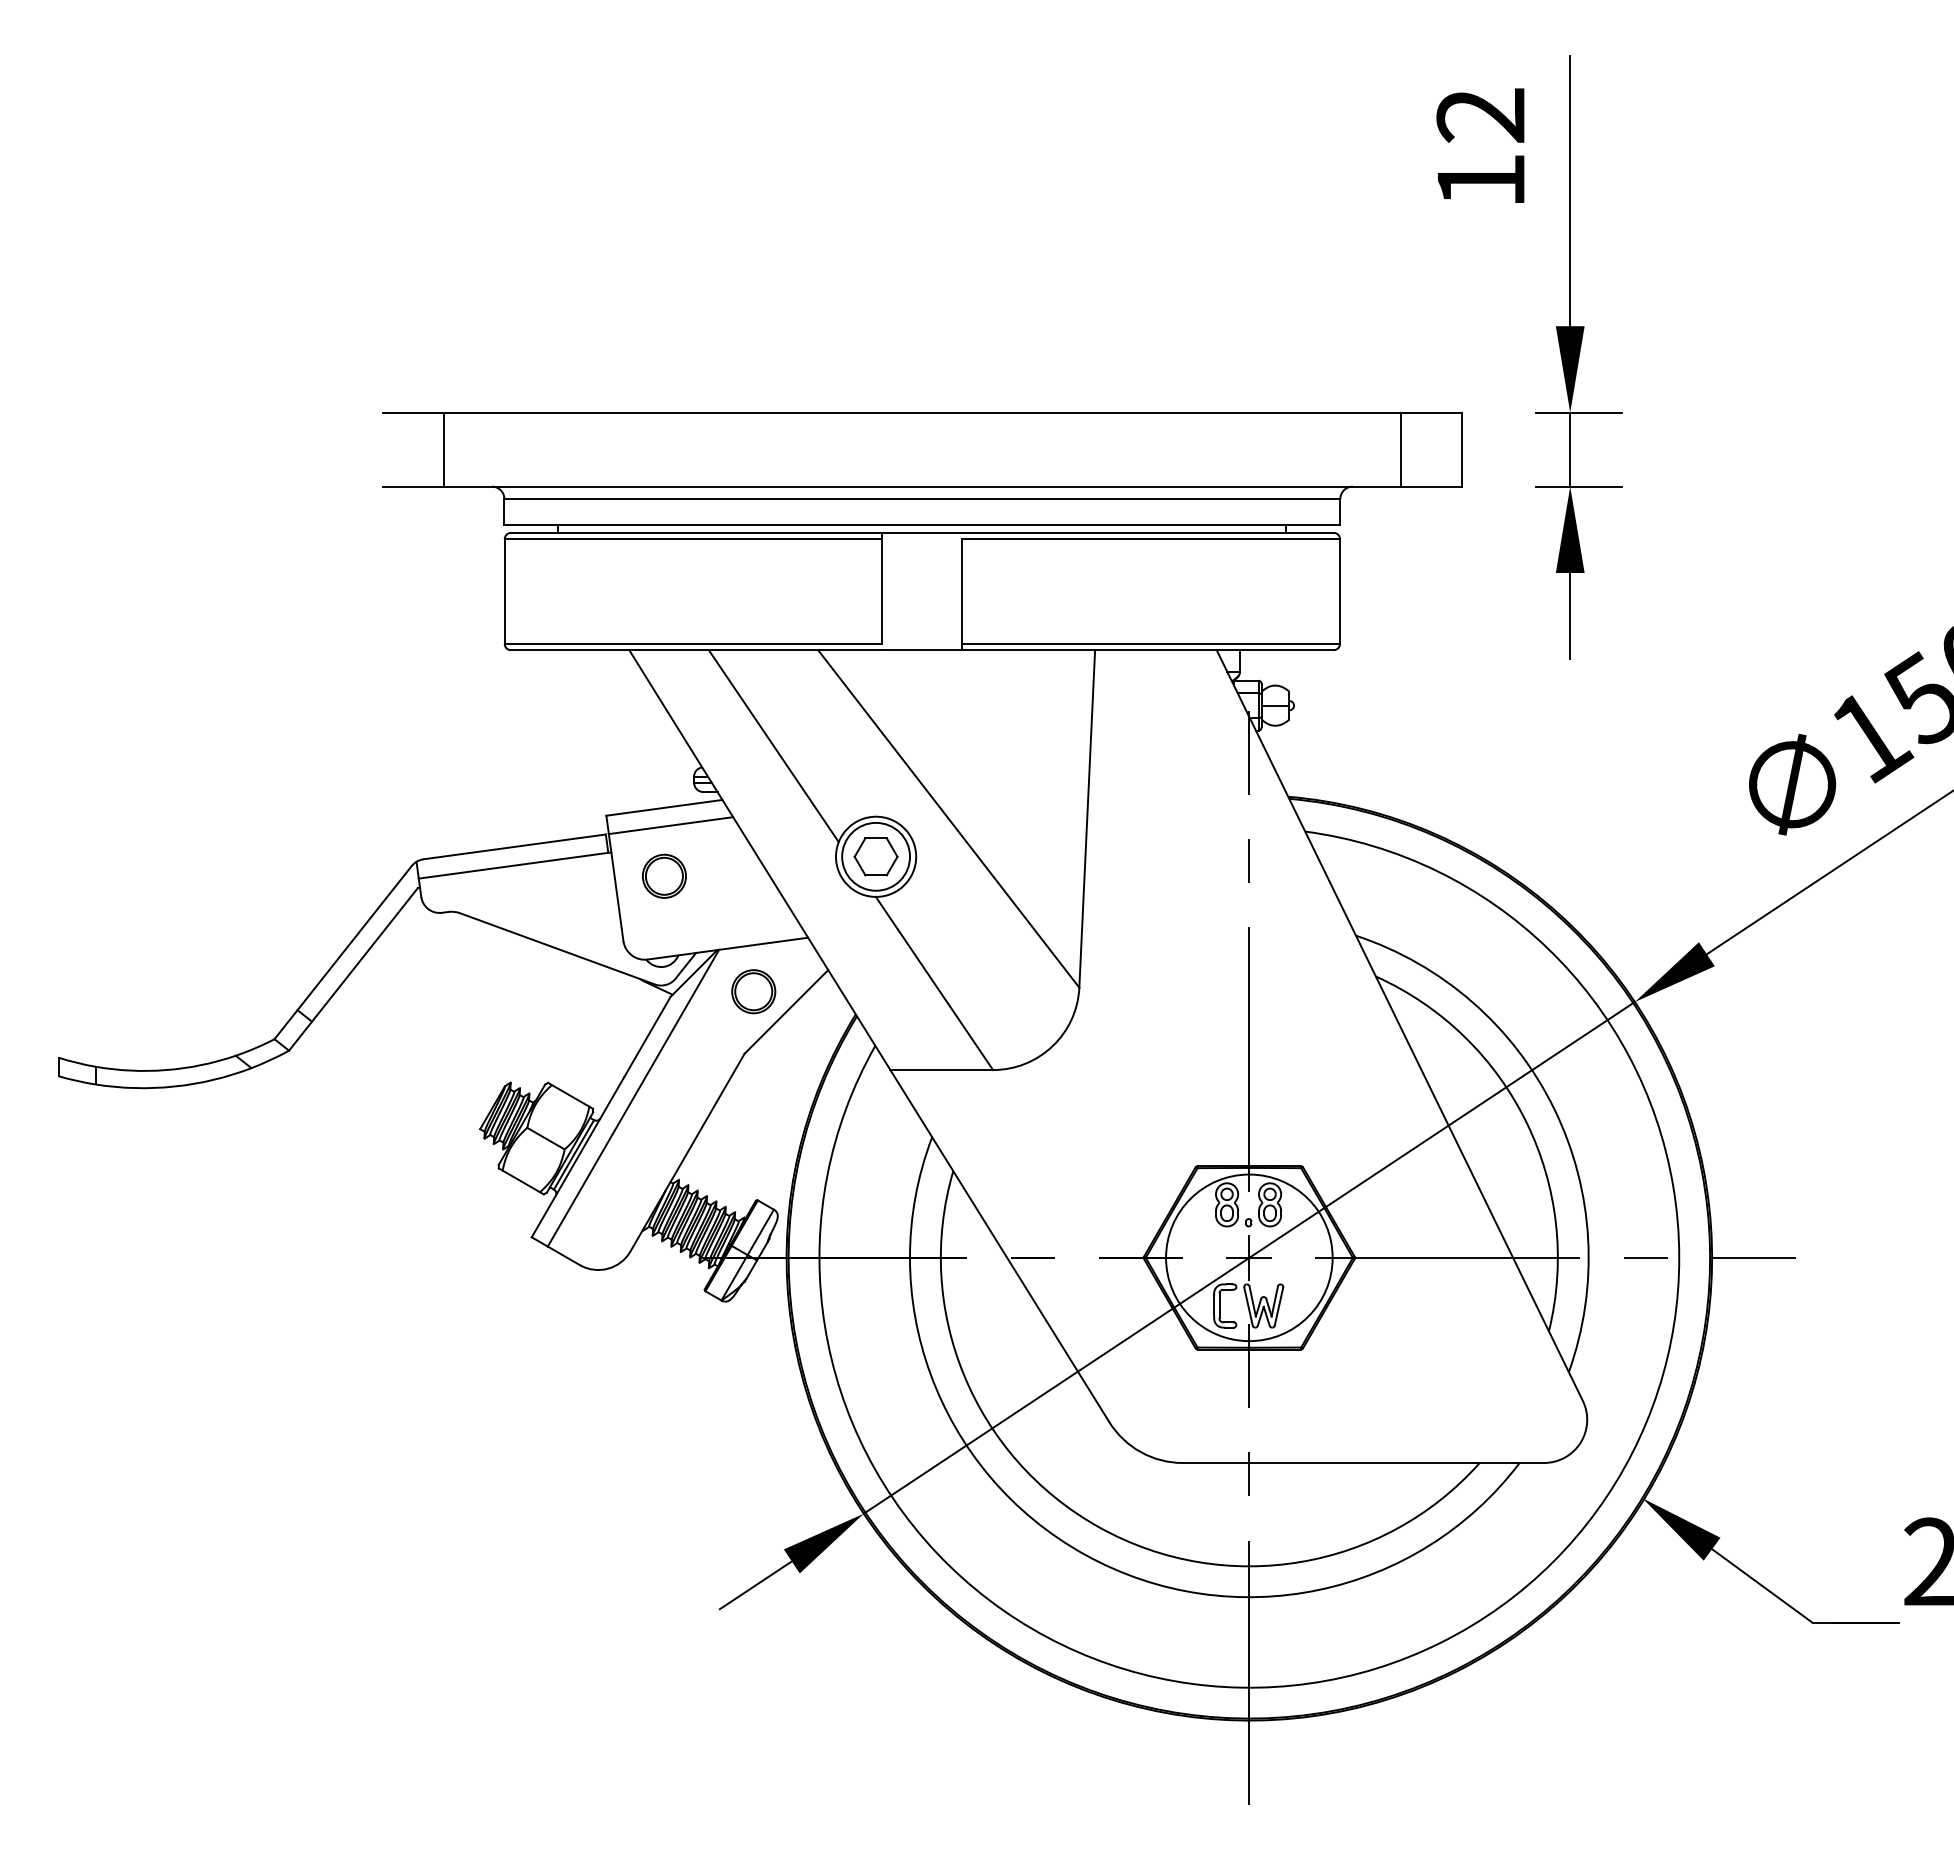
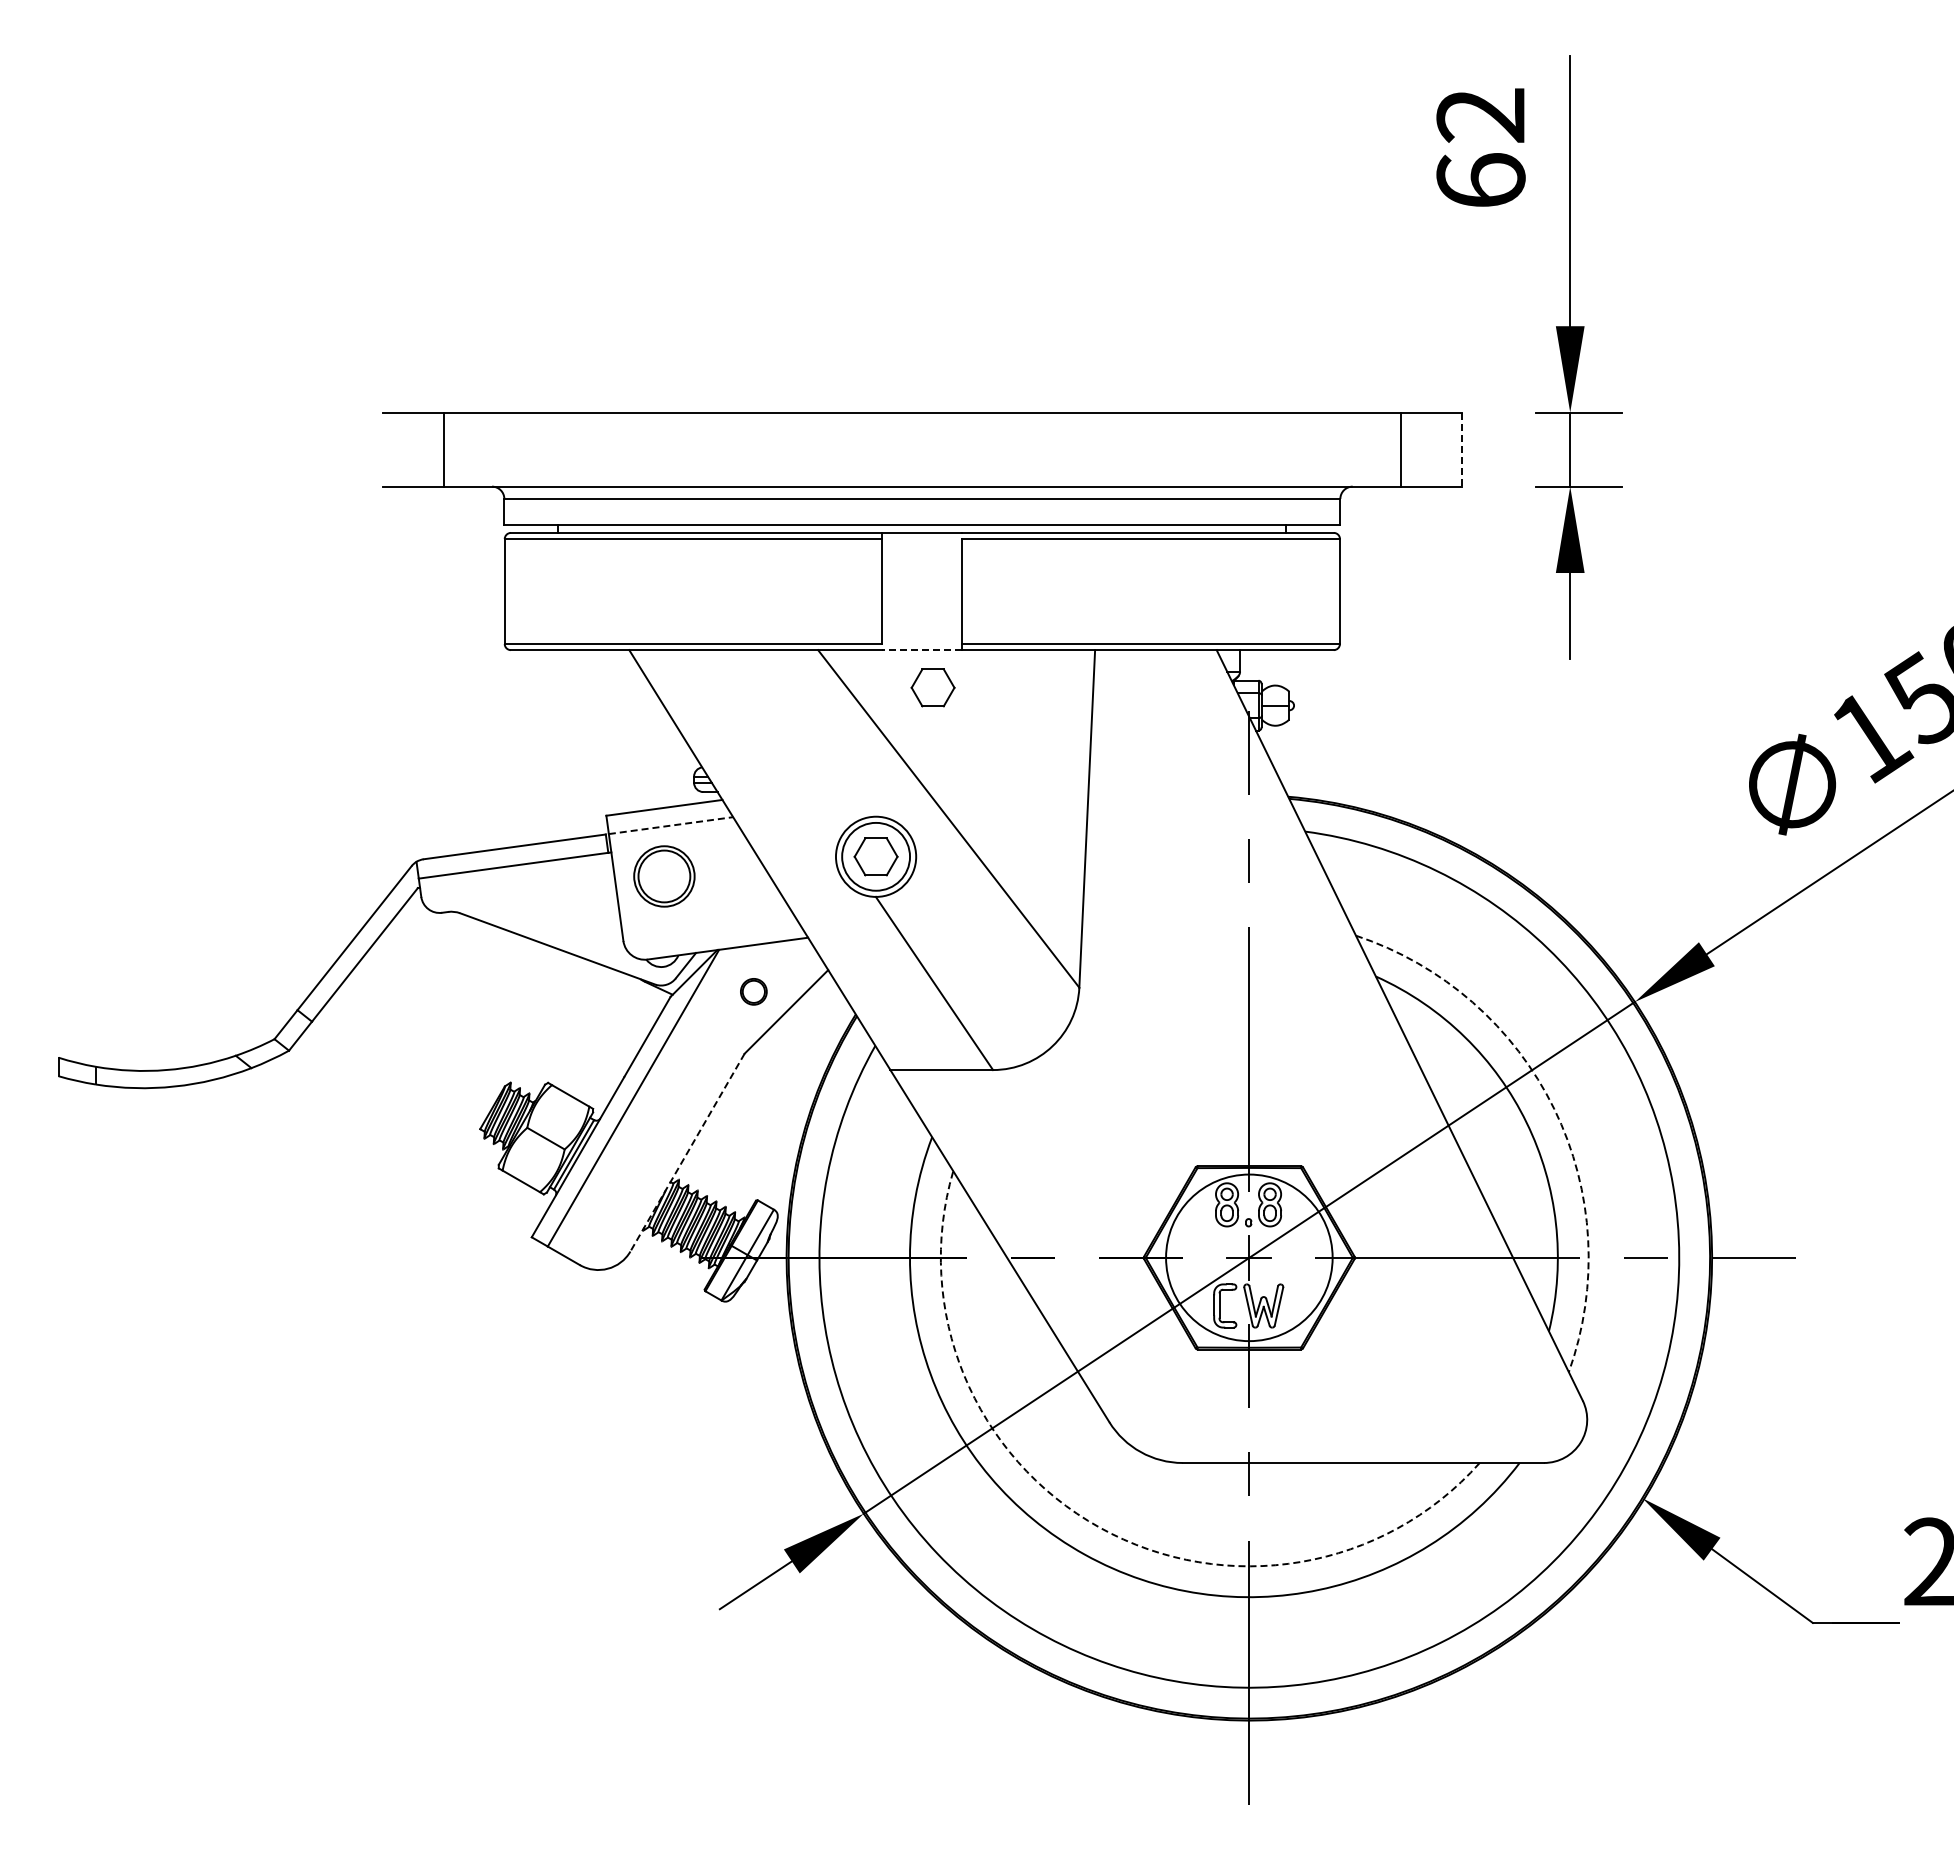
text: 12 -> 62 (1480, 179)
line: solid -> dashed (1462, 450)
line: solid -> dashed (921, 650)
part: none -> present (932, 687)
line: present -> none (773, 746)
line: solid -> dashed (671, 825)
part size: 45x46 px -> 63x63 px (664, 876)
part size: 46x46 px -> 28x28 px (753, 991)
arc: solid -> dashed (1554, 1109)
line: solid -> dashed (687, 1153)
arc: solid -> dashed (1099, 1527)
